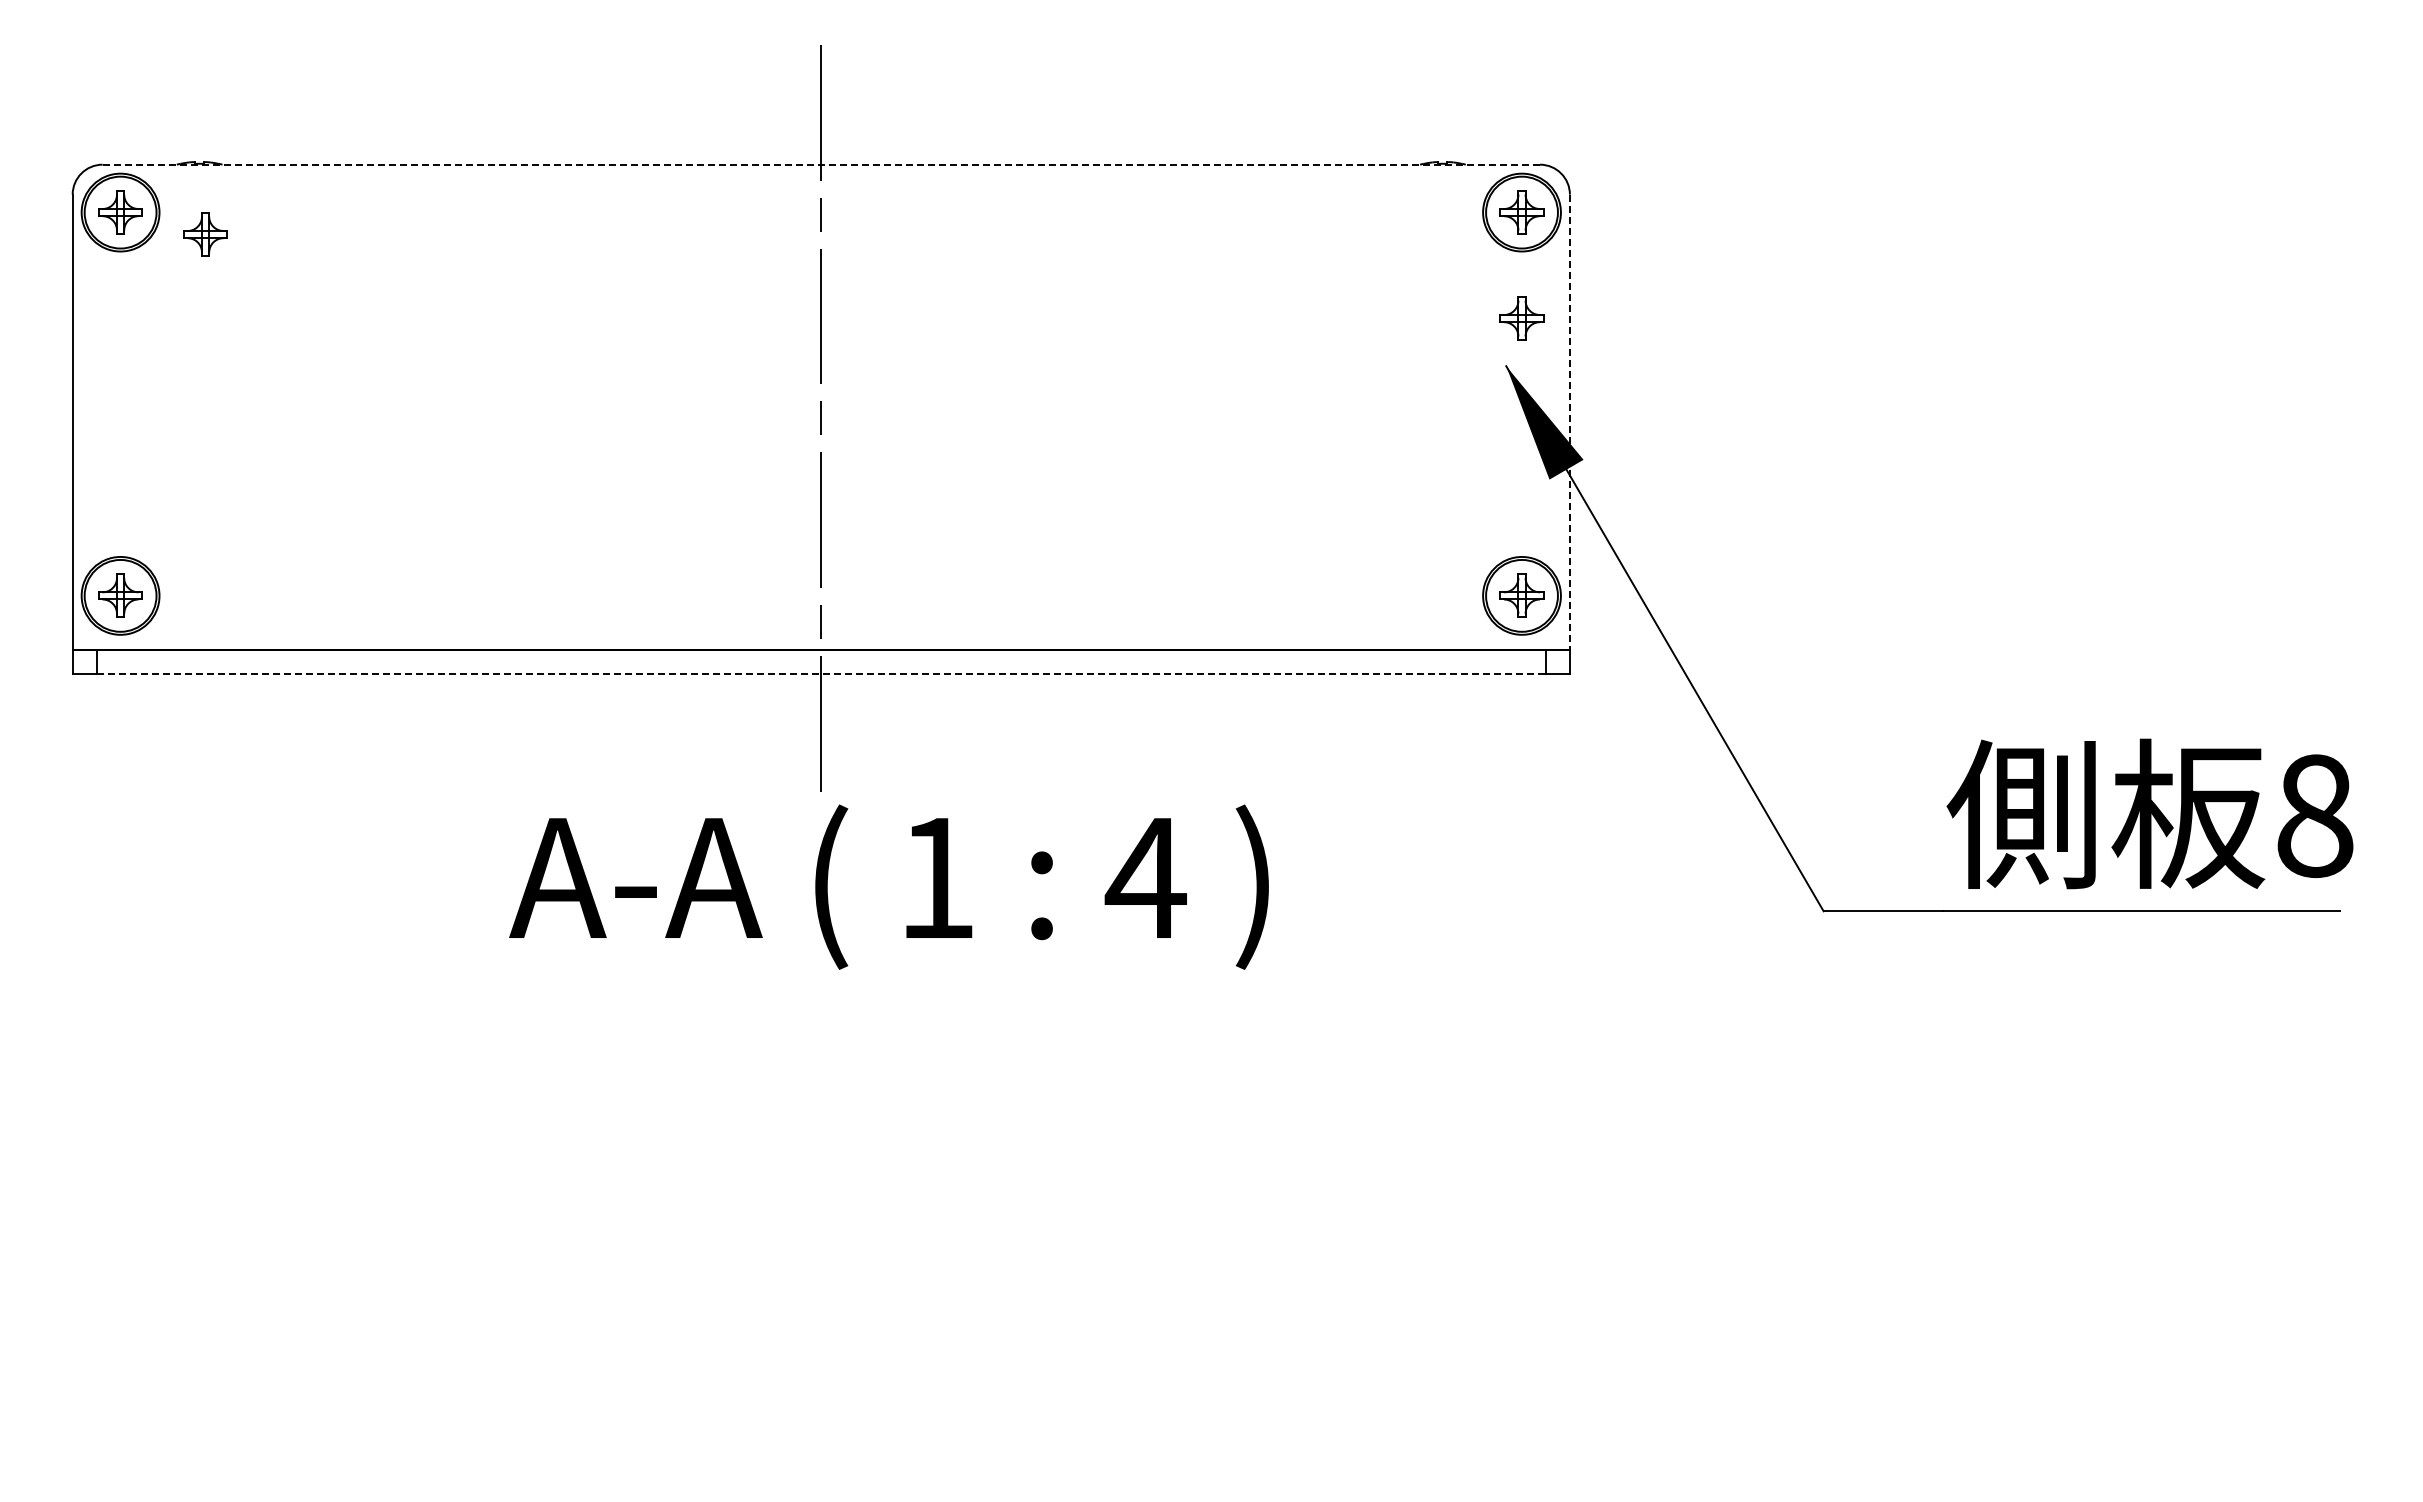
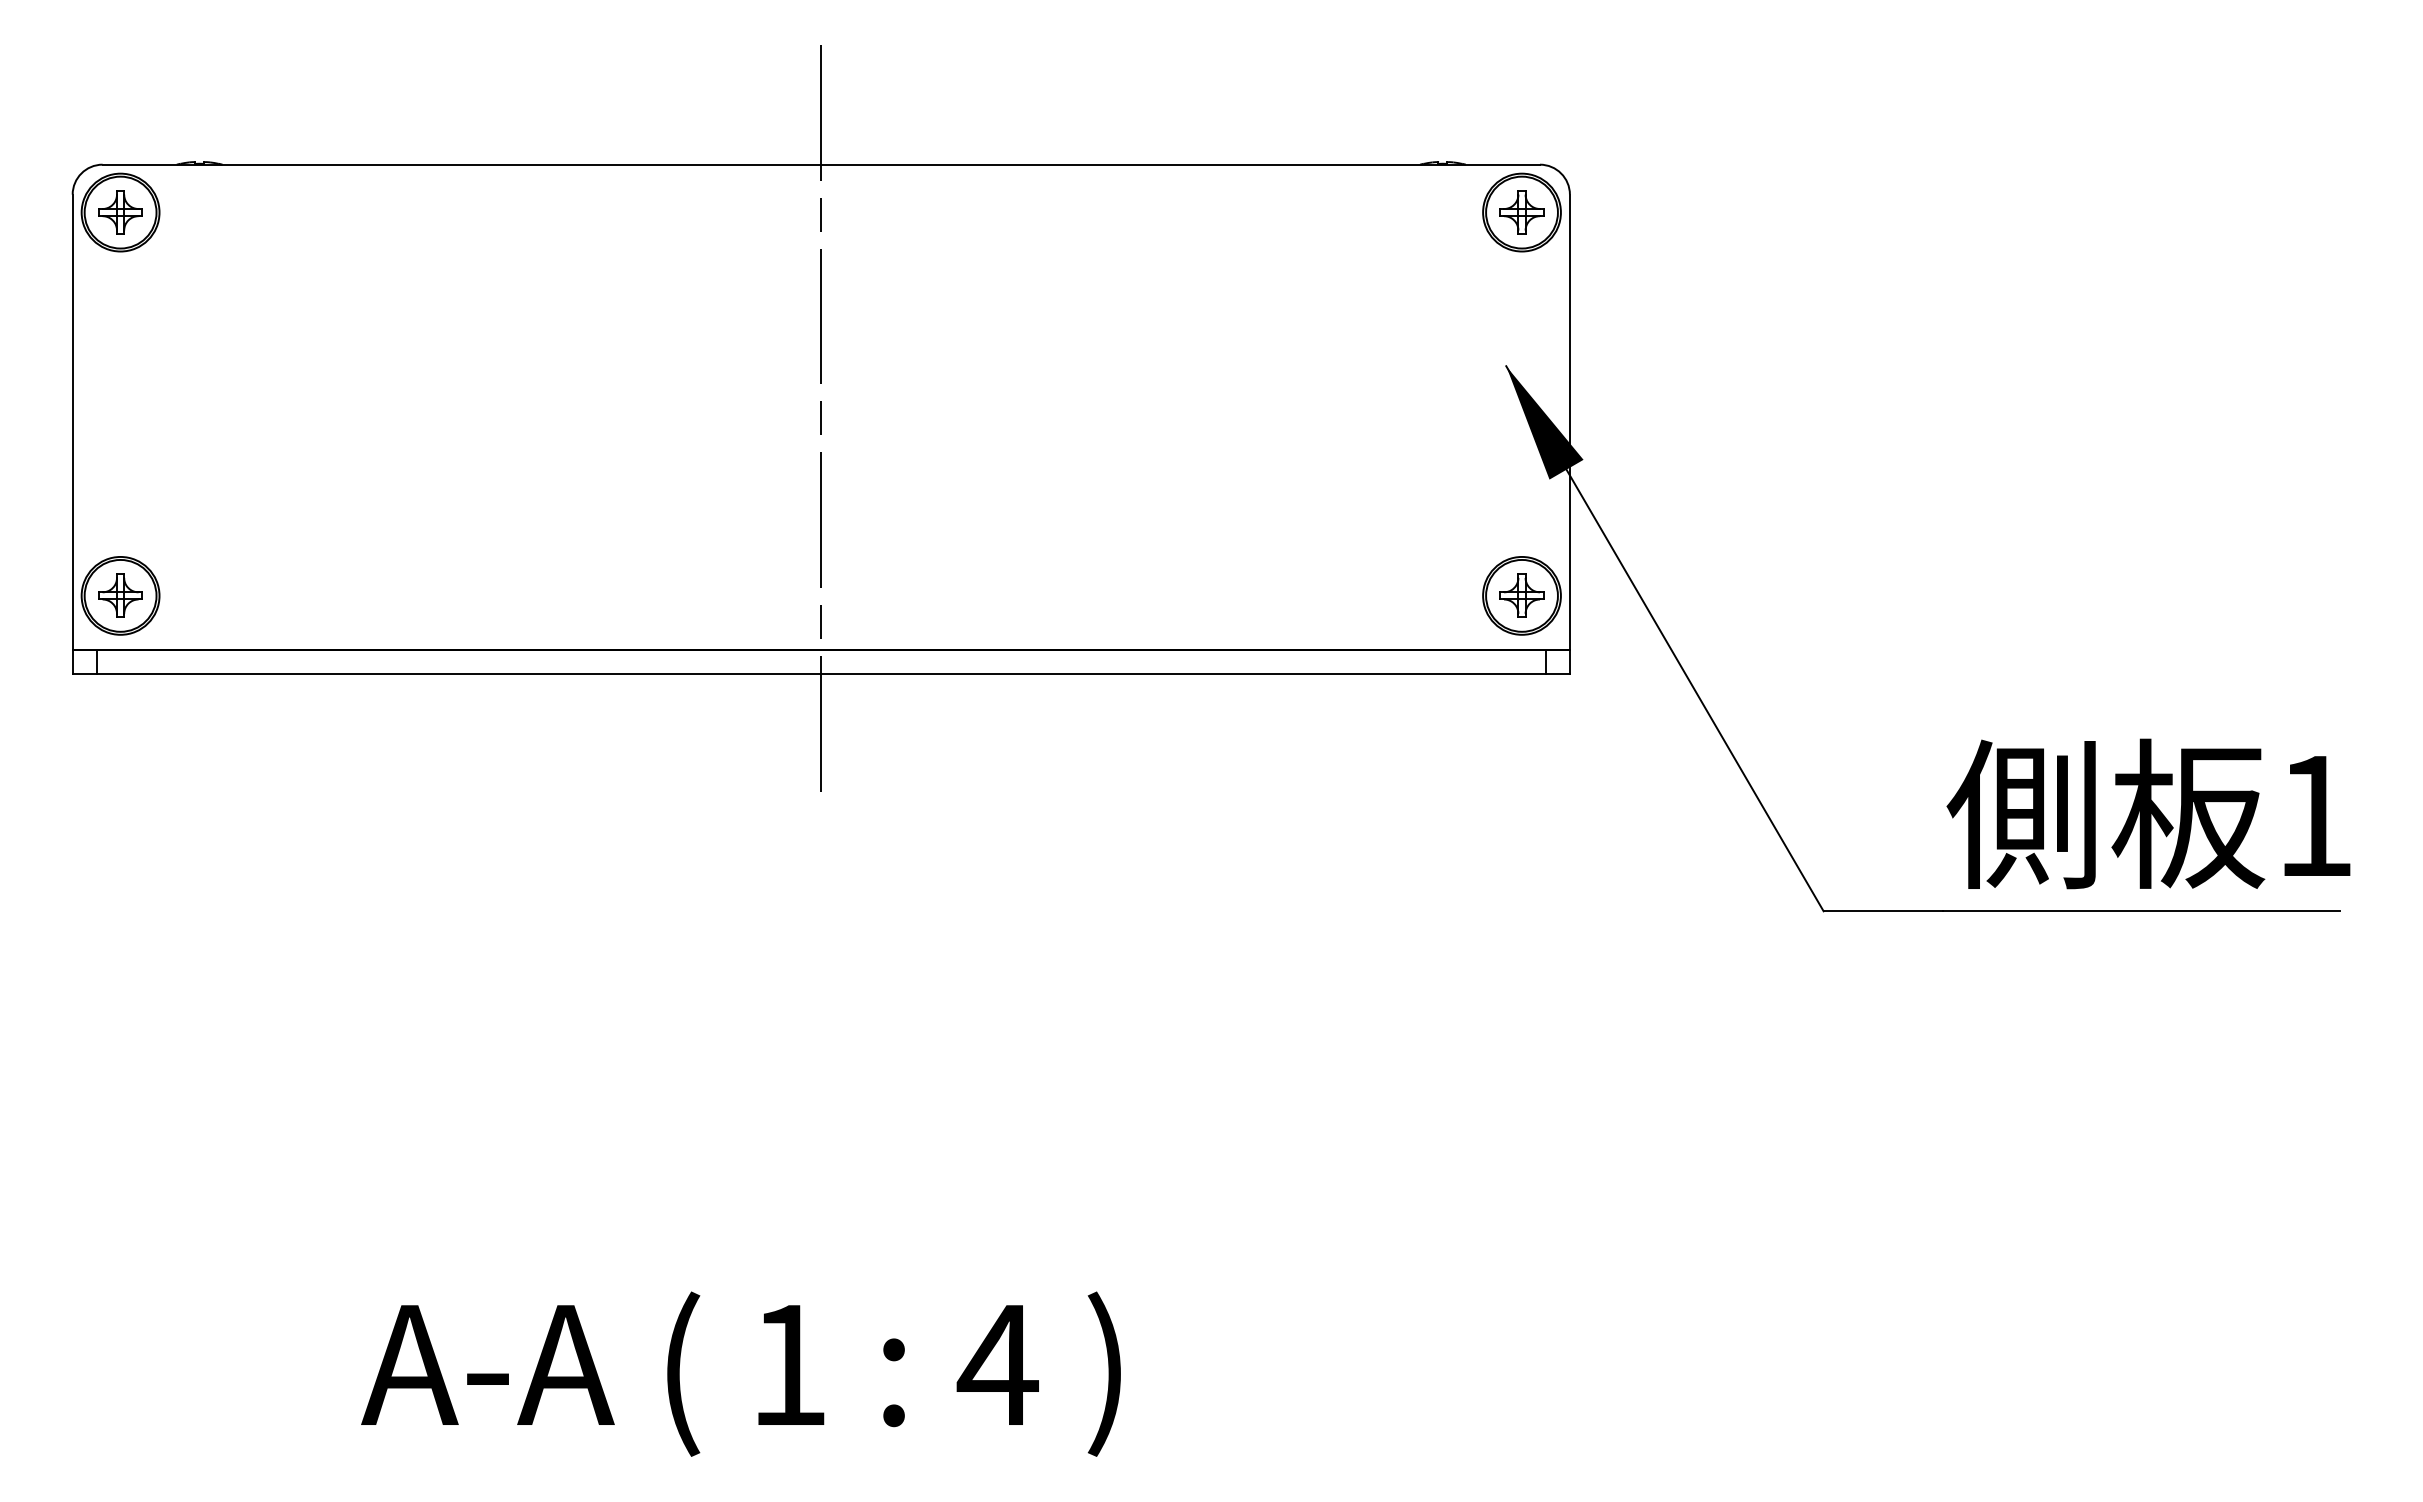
line: dashed -> solid (821, 164)
part: present -> none (205, 234)
part: present -> none (1521, 318)
line: dashed -> solid (1569, 422)
line: dashed -> solid (821, 673)
text: 8 -> 1 (2315, 815)
text position: (888, 886) -> (740, 1373) (740, 1373)
